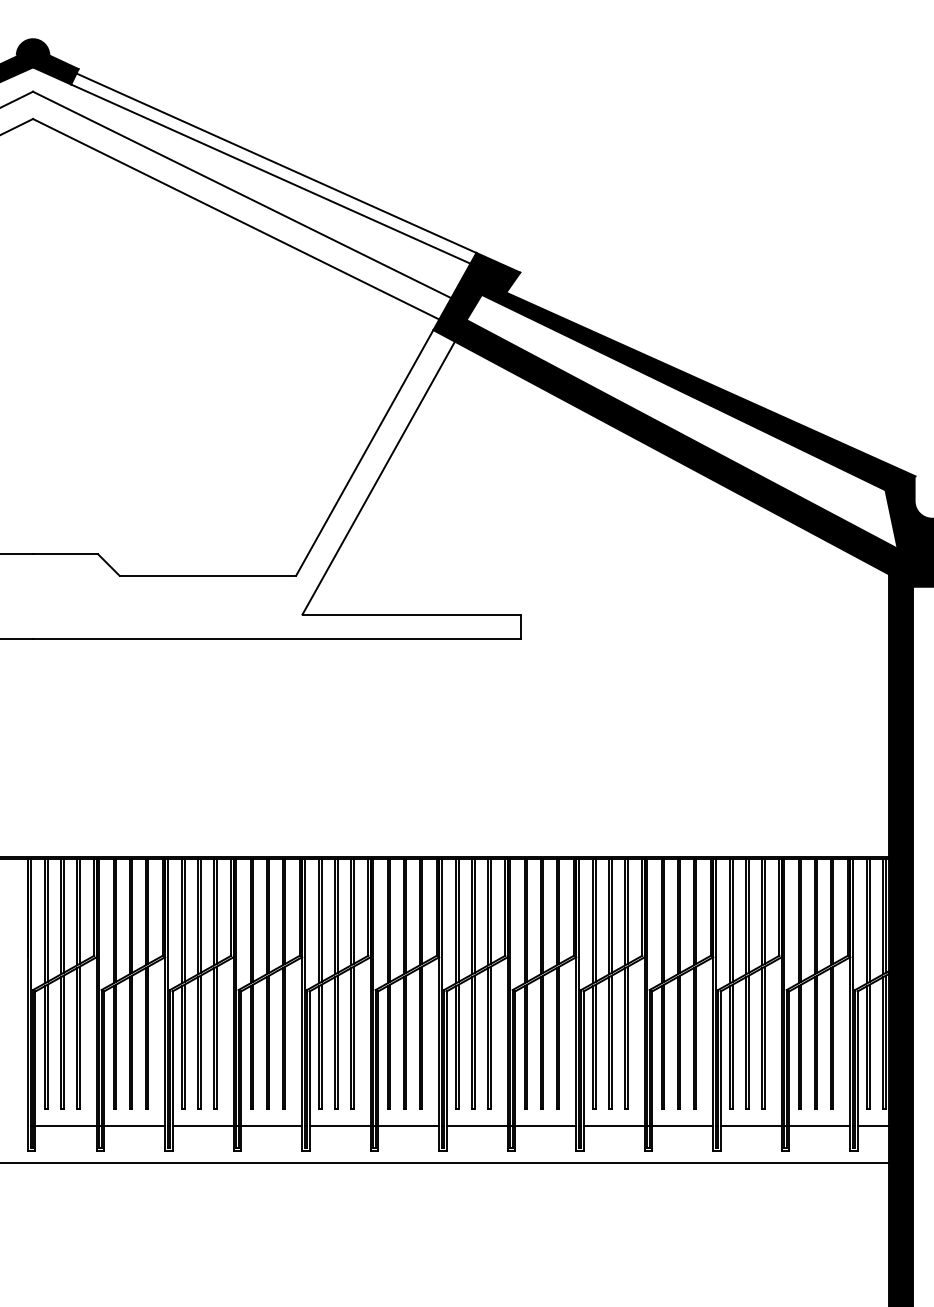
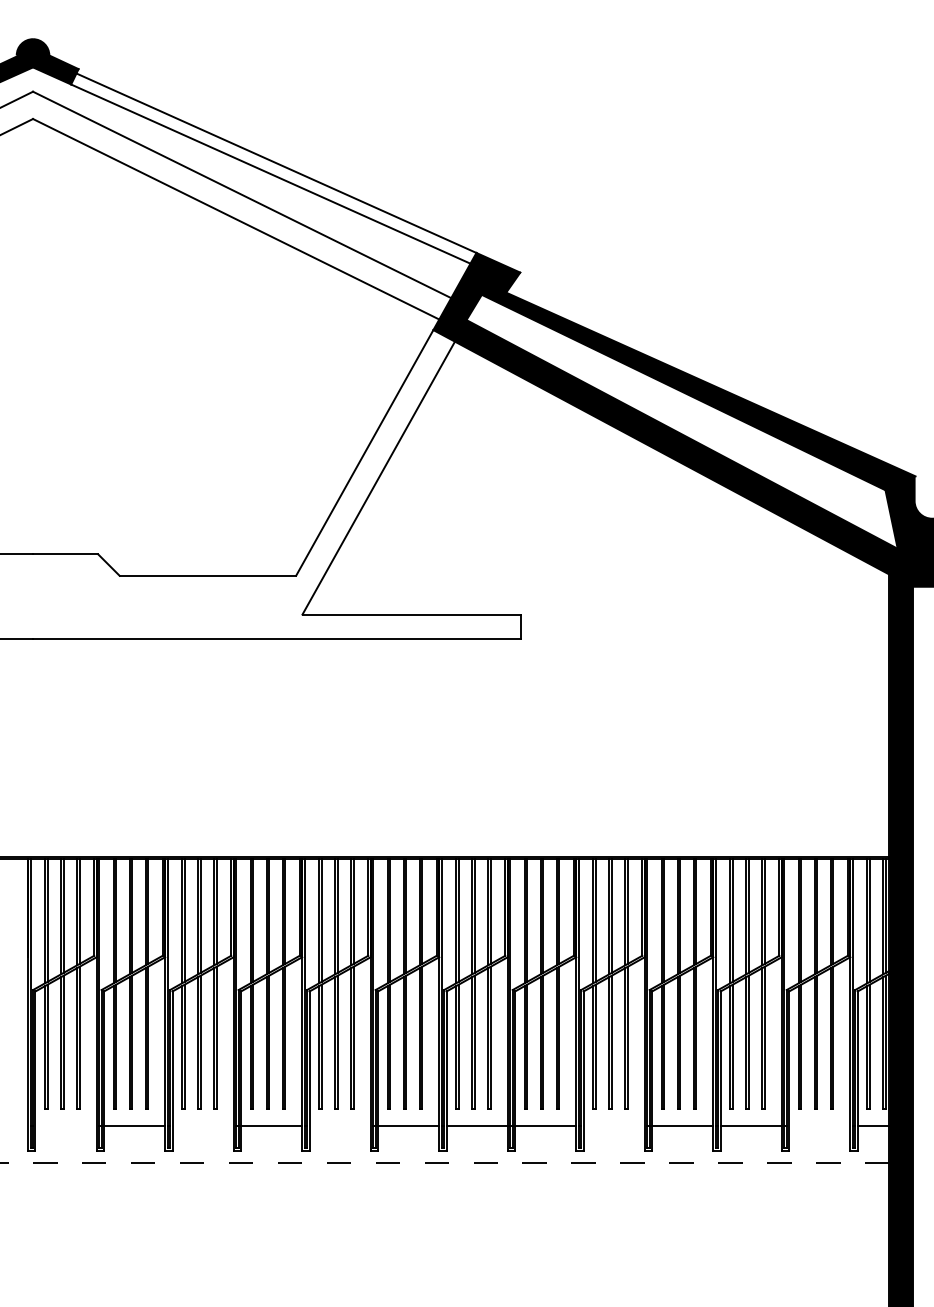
line: present -> none (65, 1126)
line: present -> none (202, 1126)
line: present -> none (339, 1126)
line: present -> none (613, 1126)
line: present -> none (819, 1126)
line: solid -> dashed (444, 1162)
